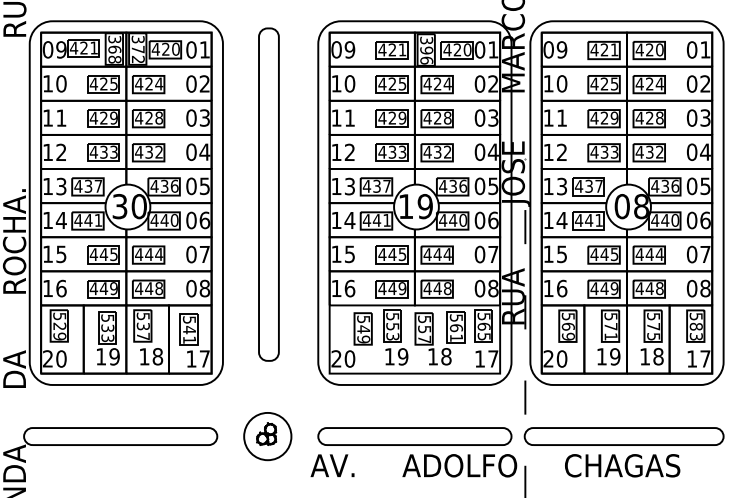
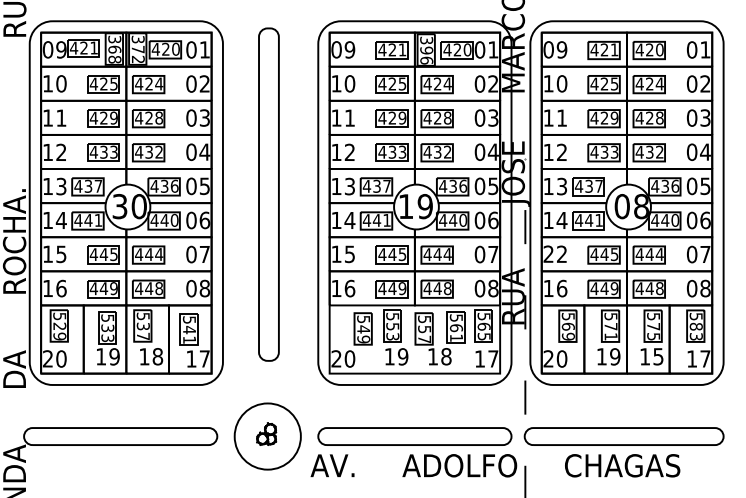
text: 15 -> 22 (554, 254)
text: 18 -> 15 (658, 356)
circle diameter: 47 px -> 66 px (267, 436)
